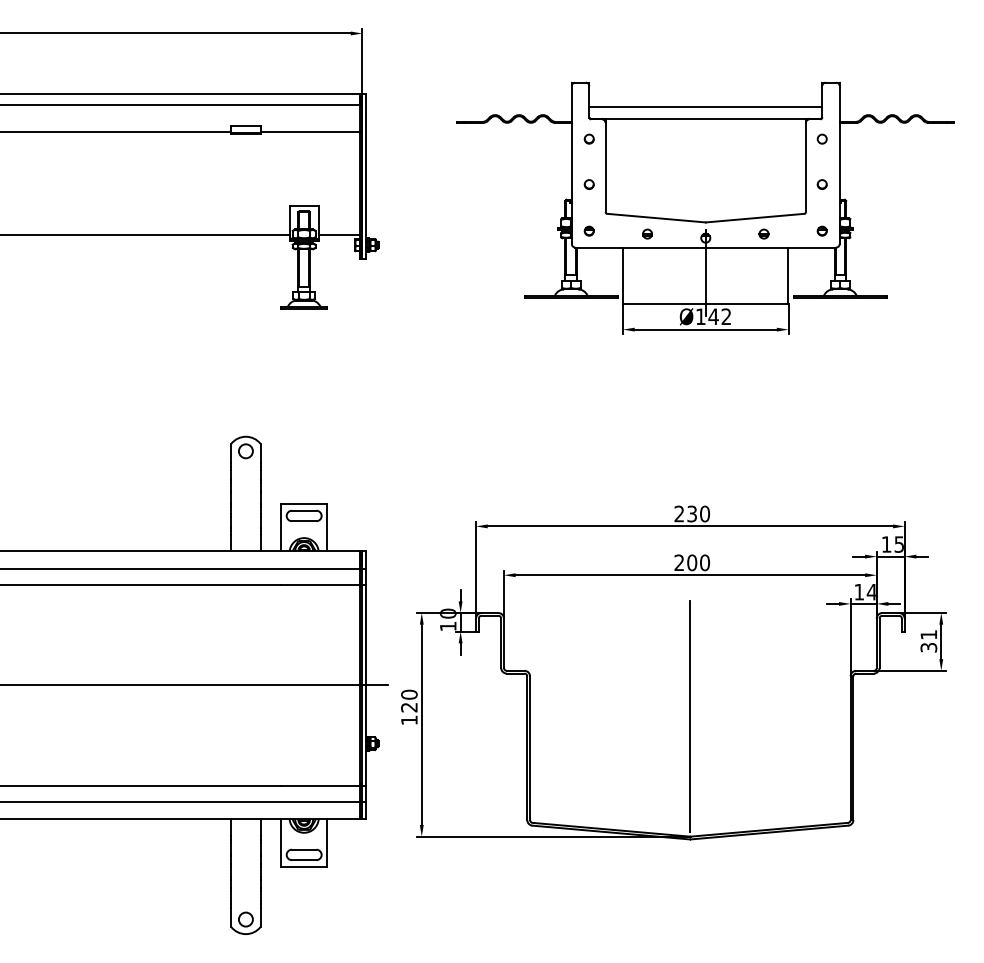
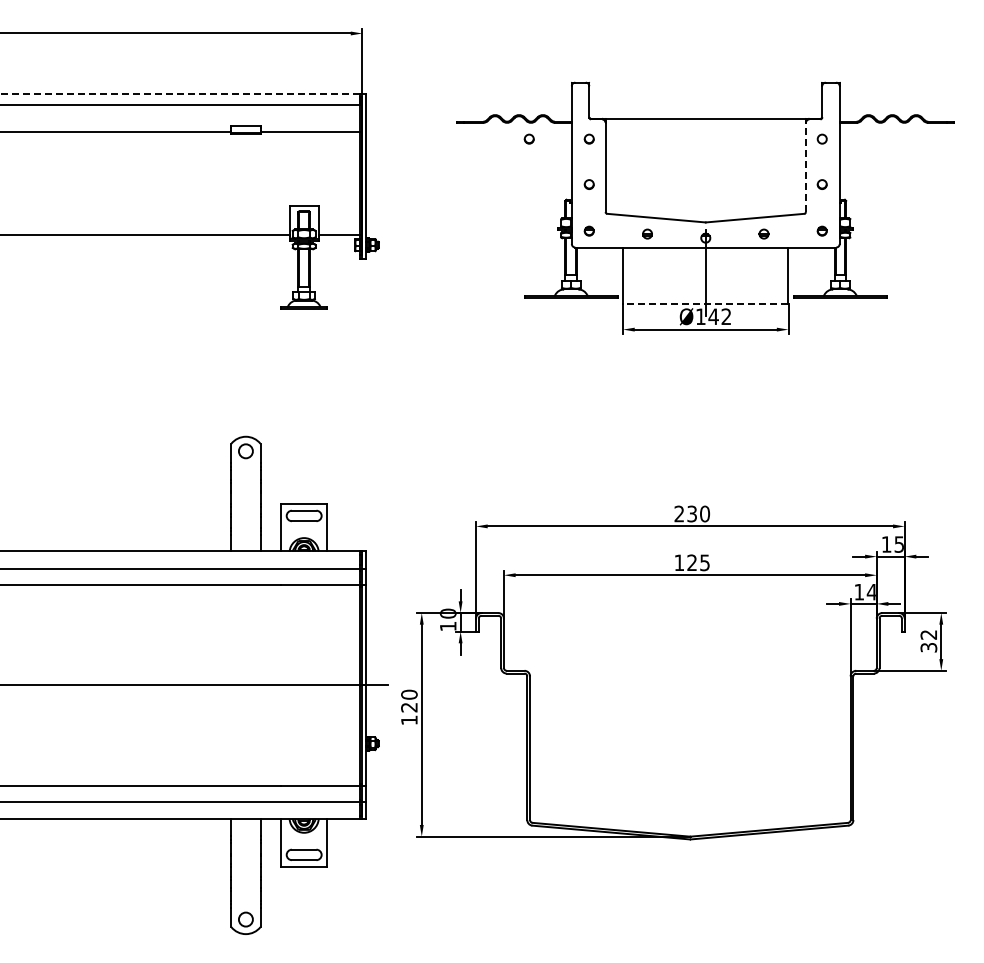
line: solid -> dashed (180, 93)
line: present -> none (705, 107)
part: none -> present (528, 138)
line: solid -> dashed (805, 167)
line: solid -> dashed (705, 304)
text: 200 -> 125 (692, 562)
text: 31 -> 32 (928, 634)
line: present -> none (690, 715)
